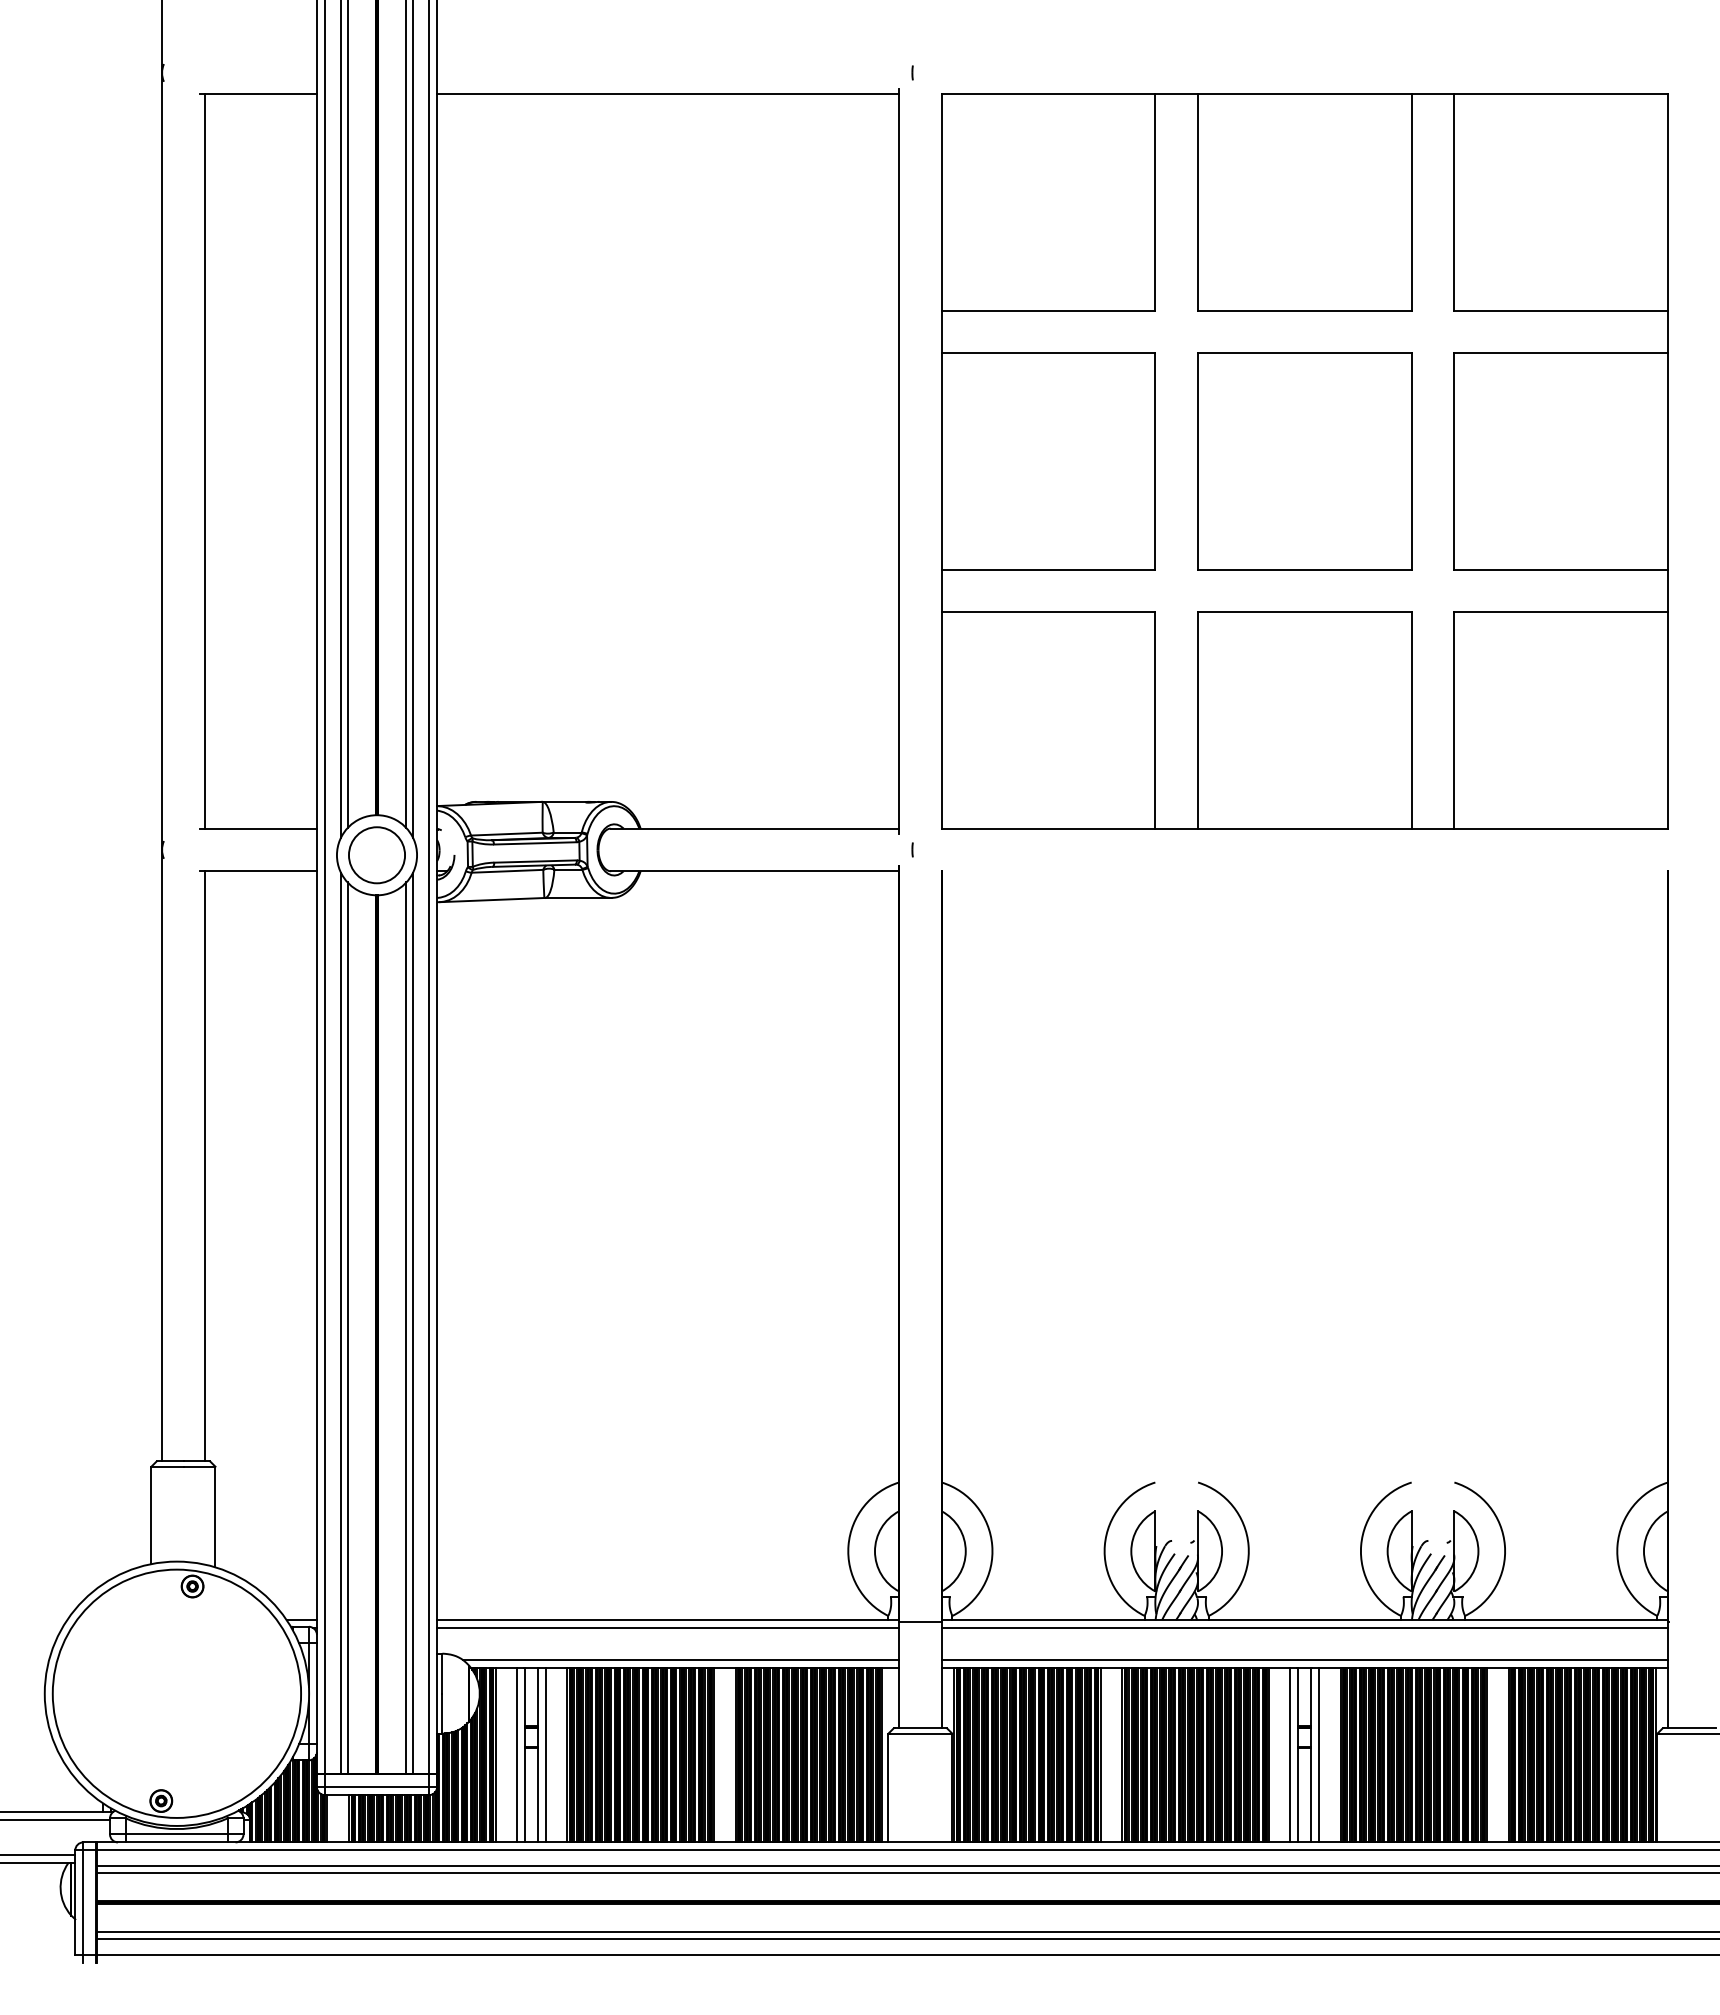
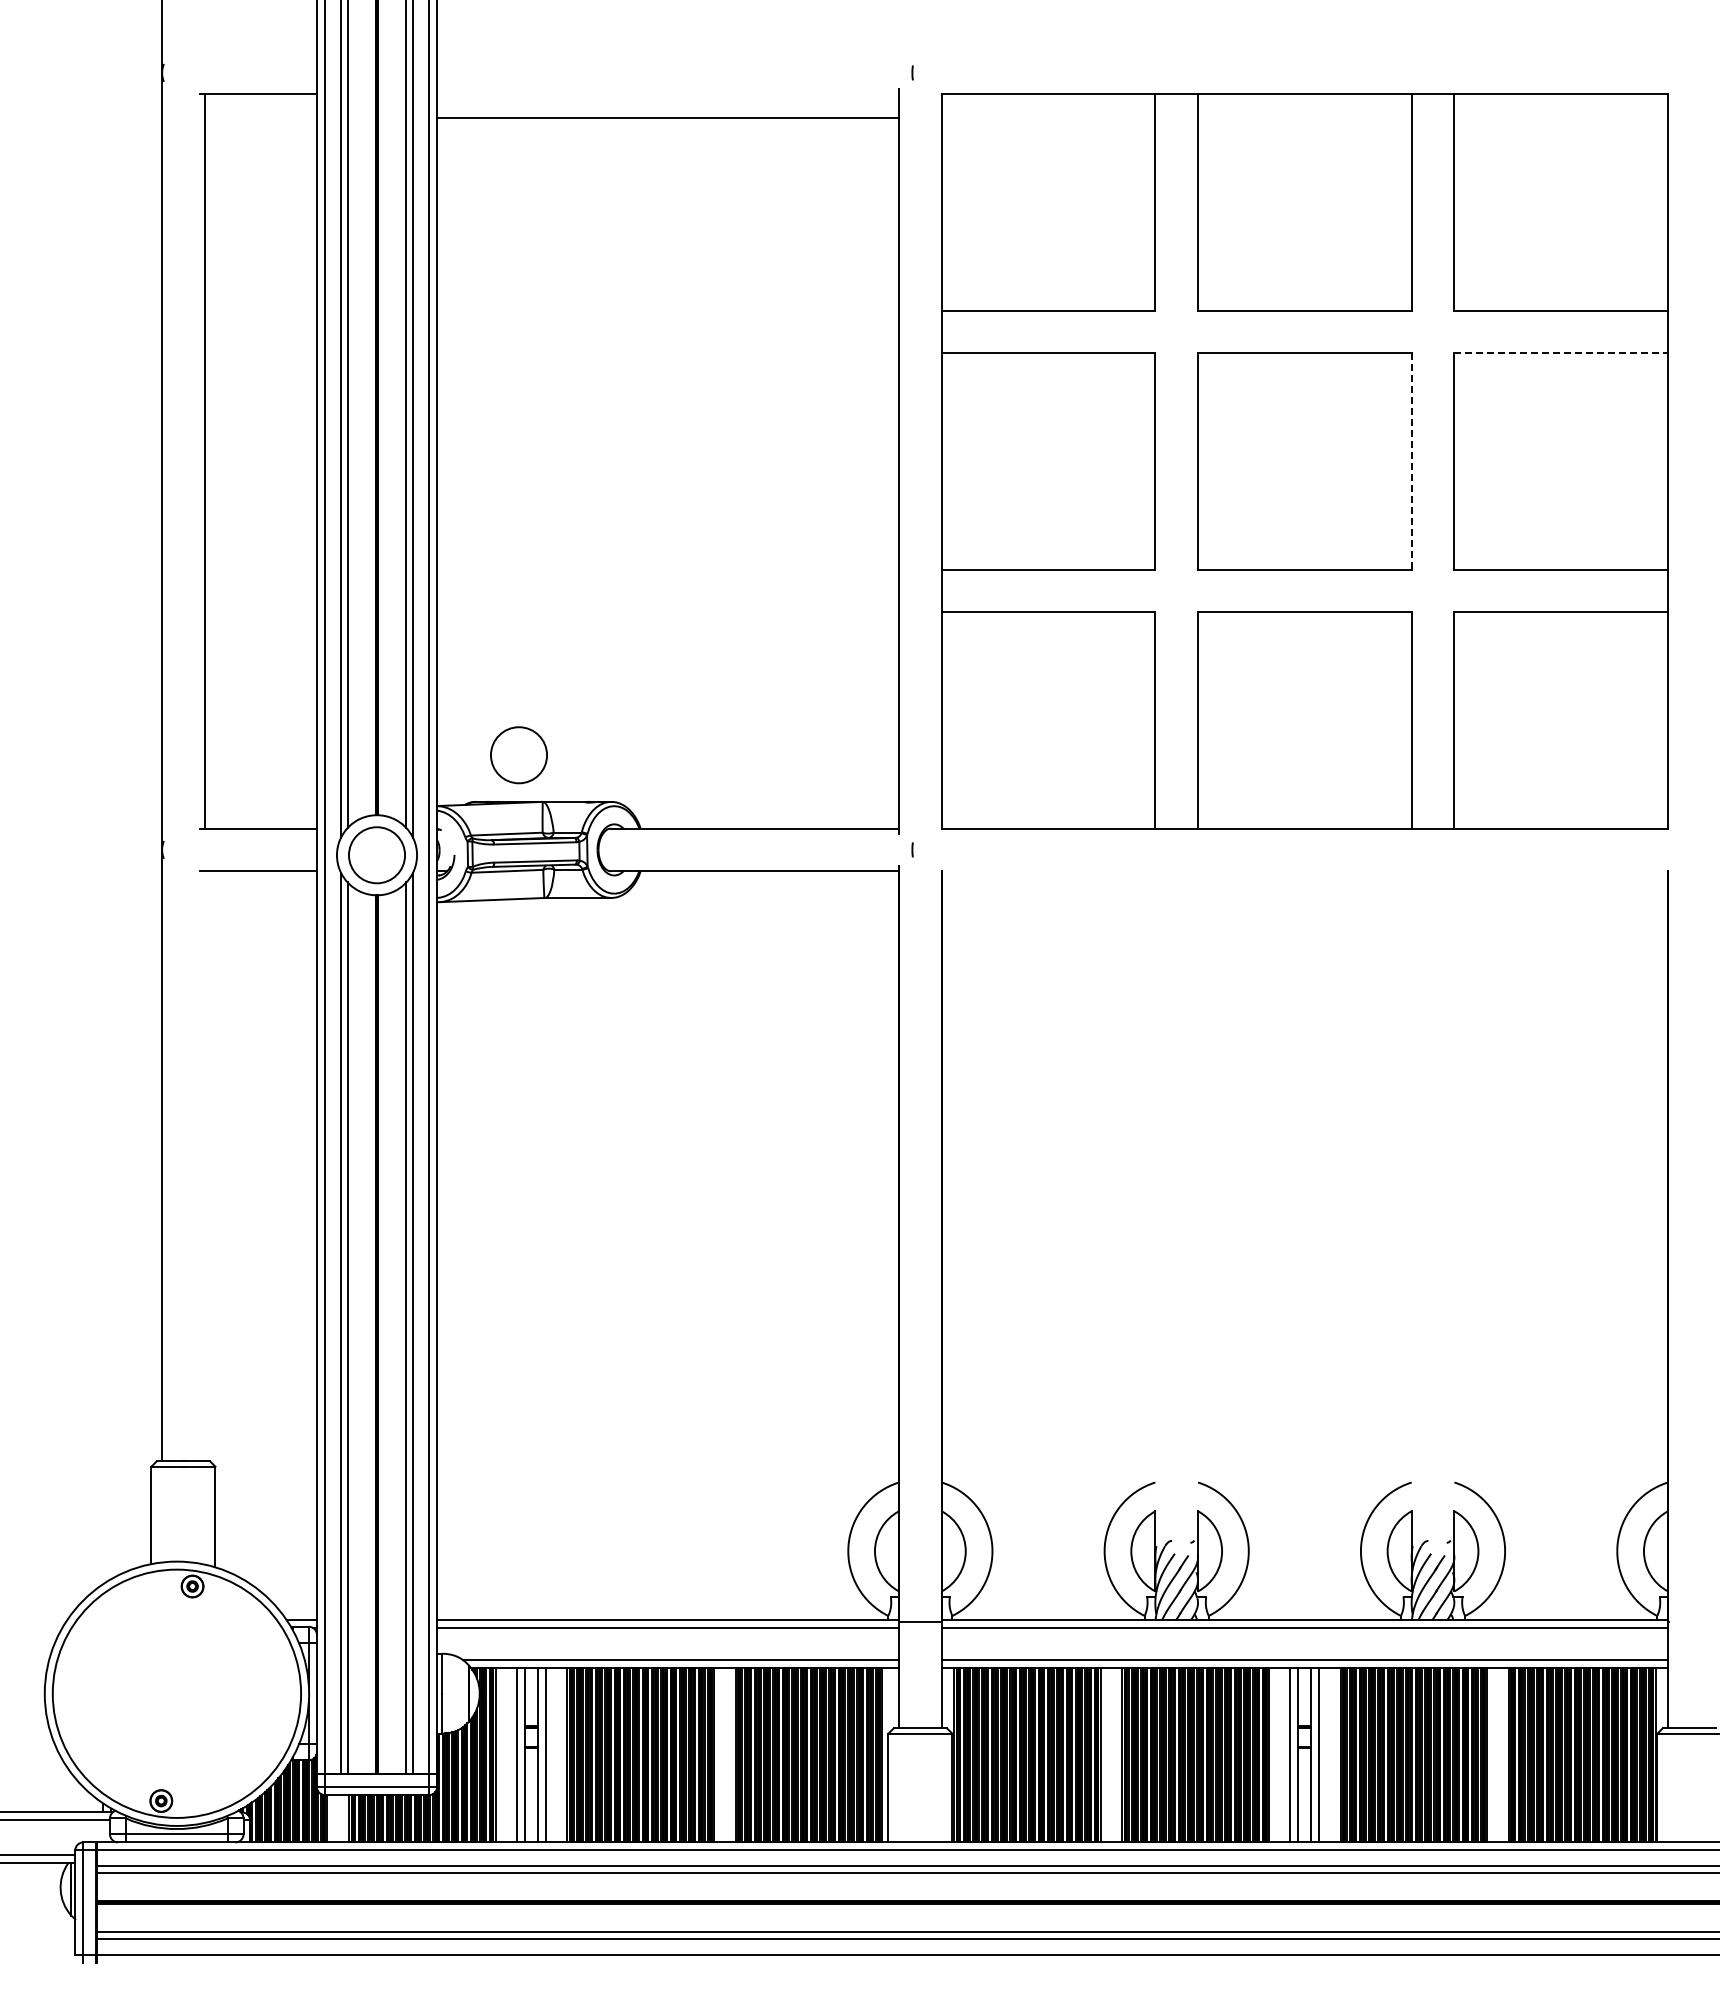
line position: (668, 94) -> (668, 118) (668, 118)
line: solid -> dashed (1561, 352)
line: solid -> dashed (1411, 461)
circle: none -> present (518, 755)
line: present -> none (204, 1166)
